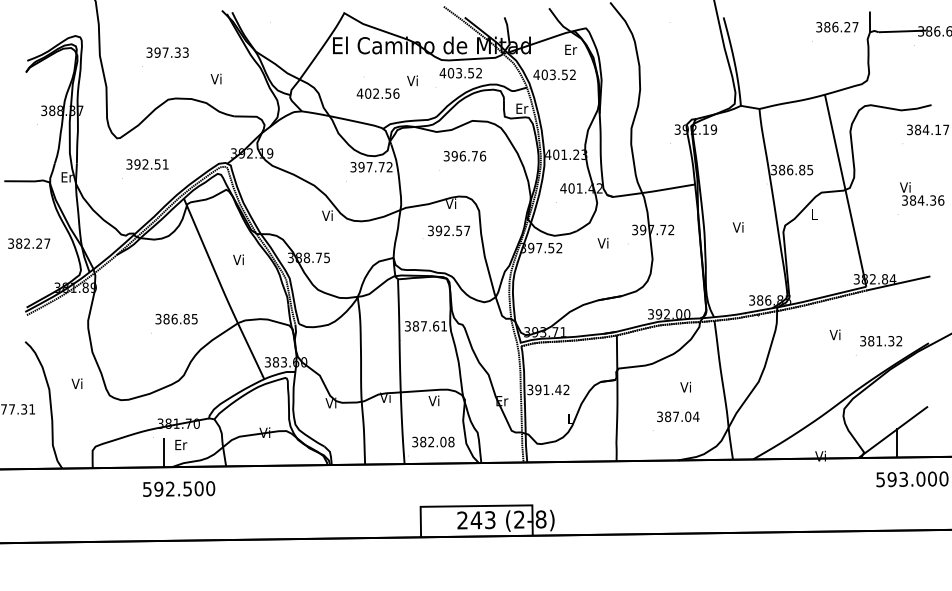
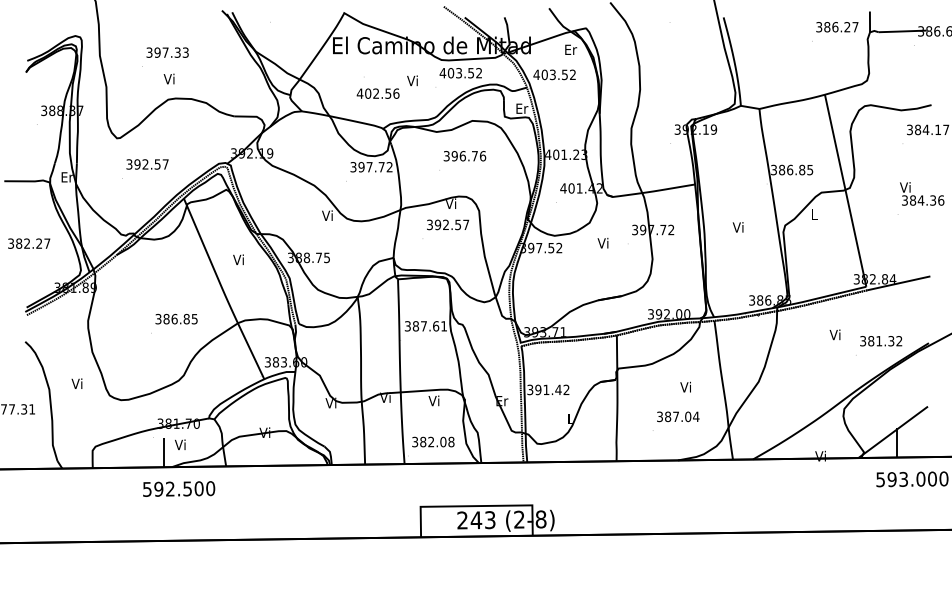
text position: (215, 78) -> (168, 78) (168, 78)
text: 392.51 -> 392.57 (165, 164)
text position: (449, 230) -> (448, 224) (448, 224)
text: Er -> Vi (181, 444)
